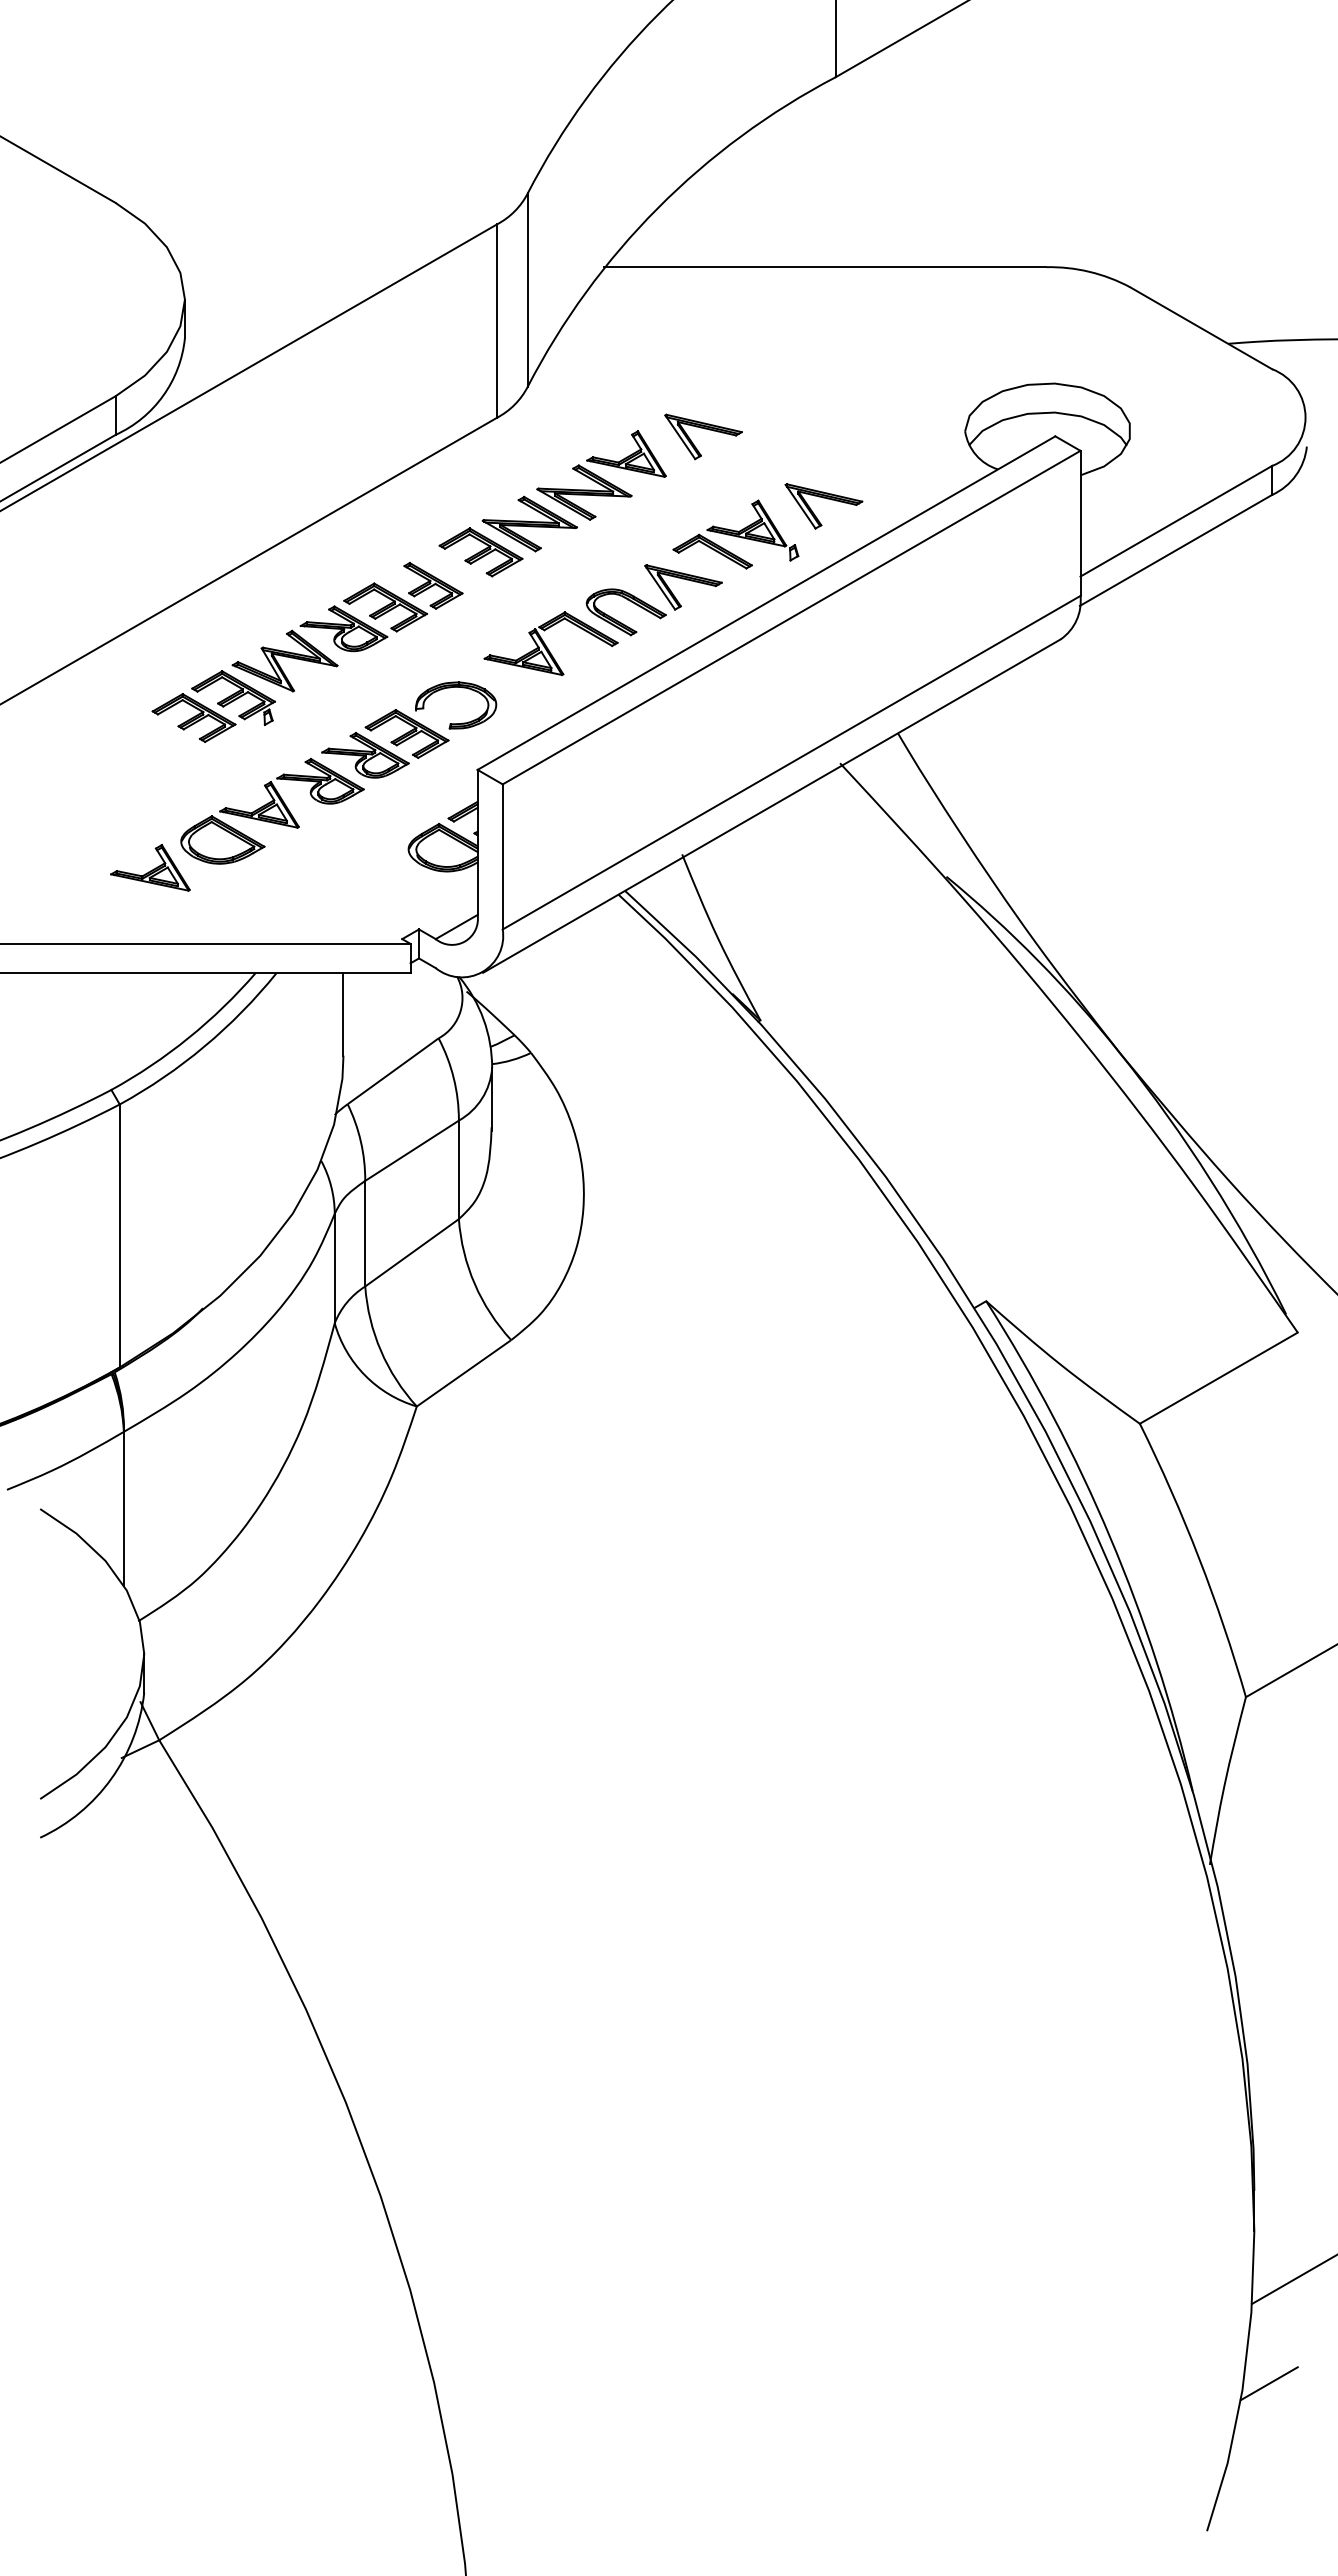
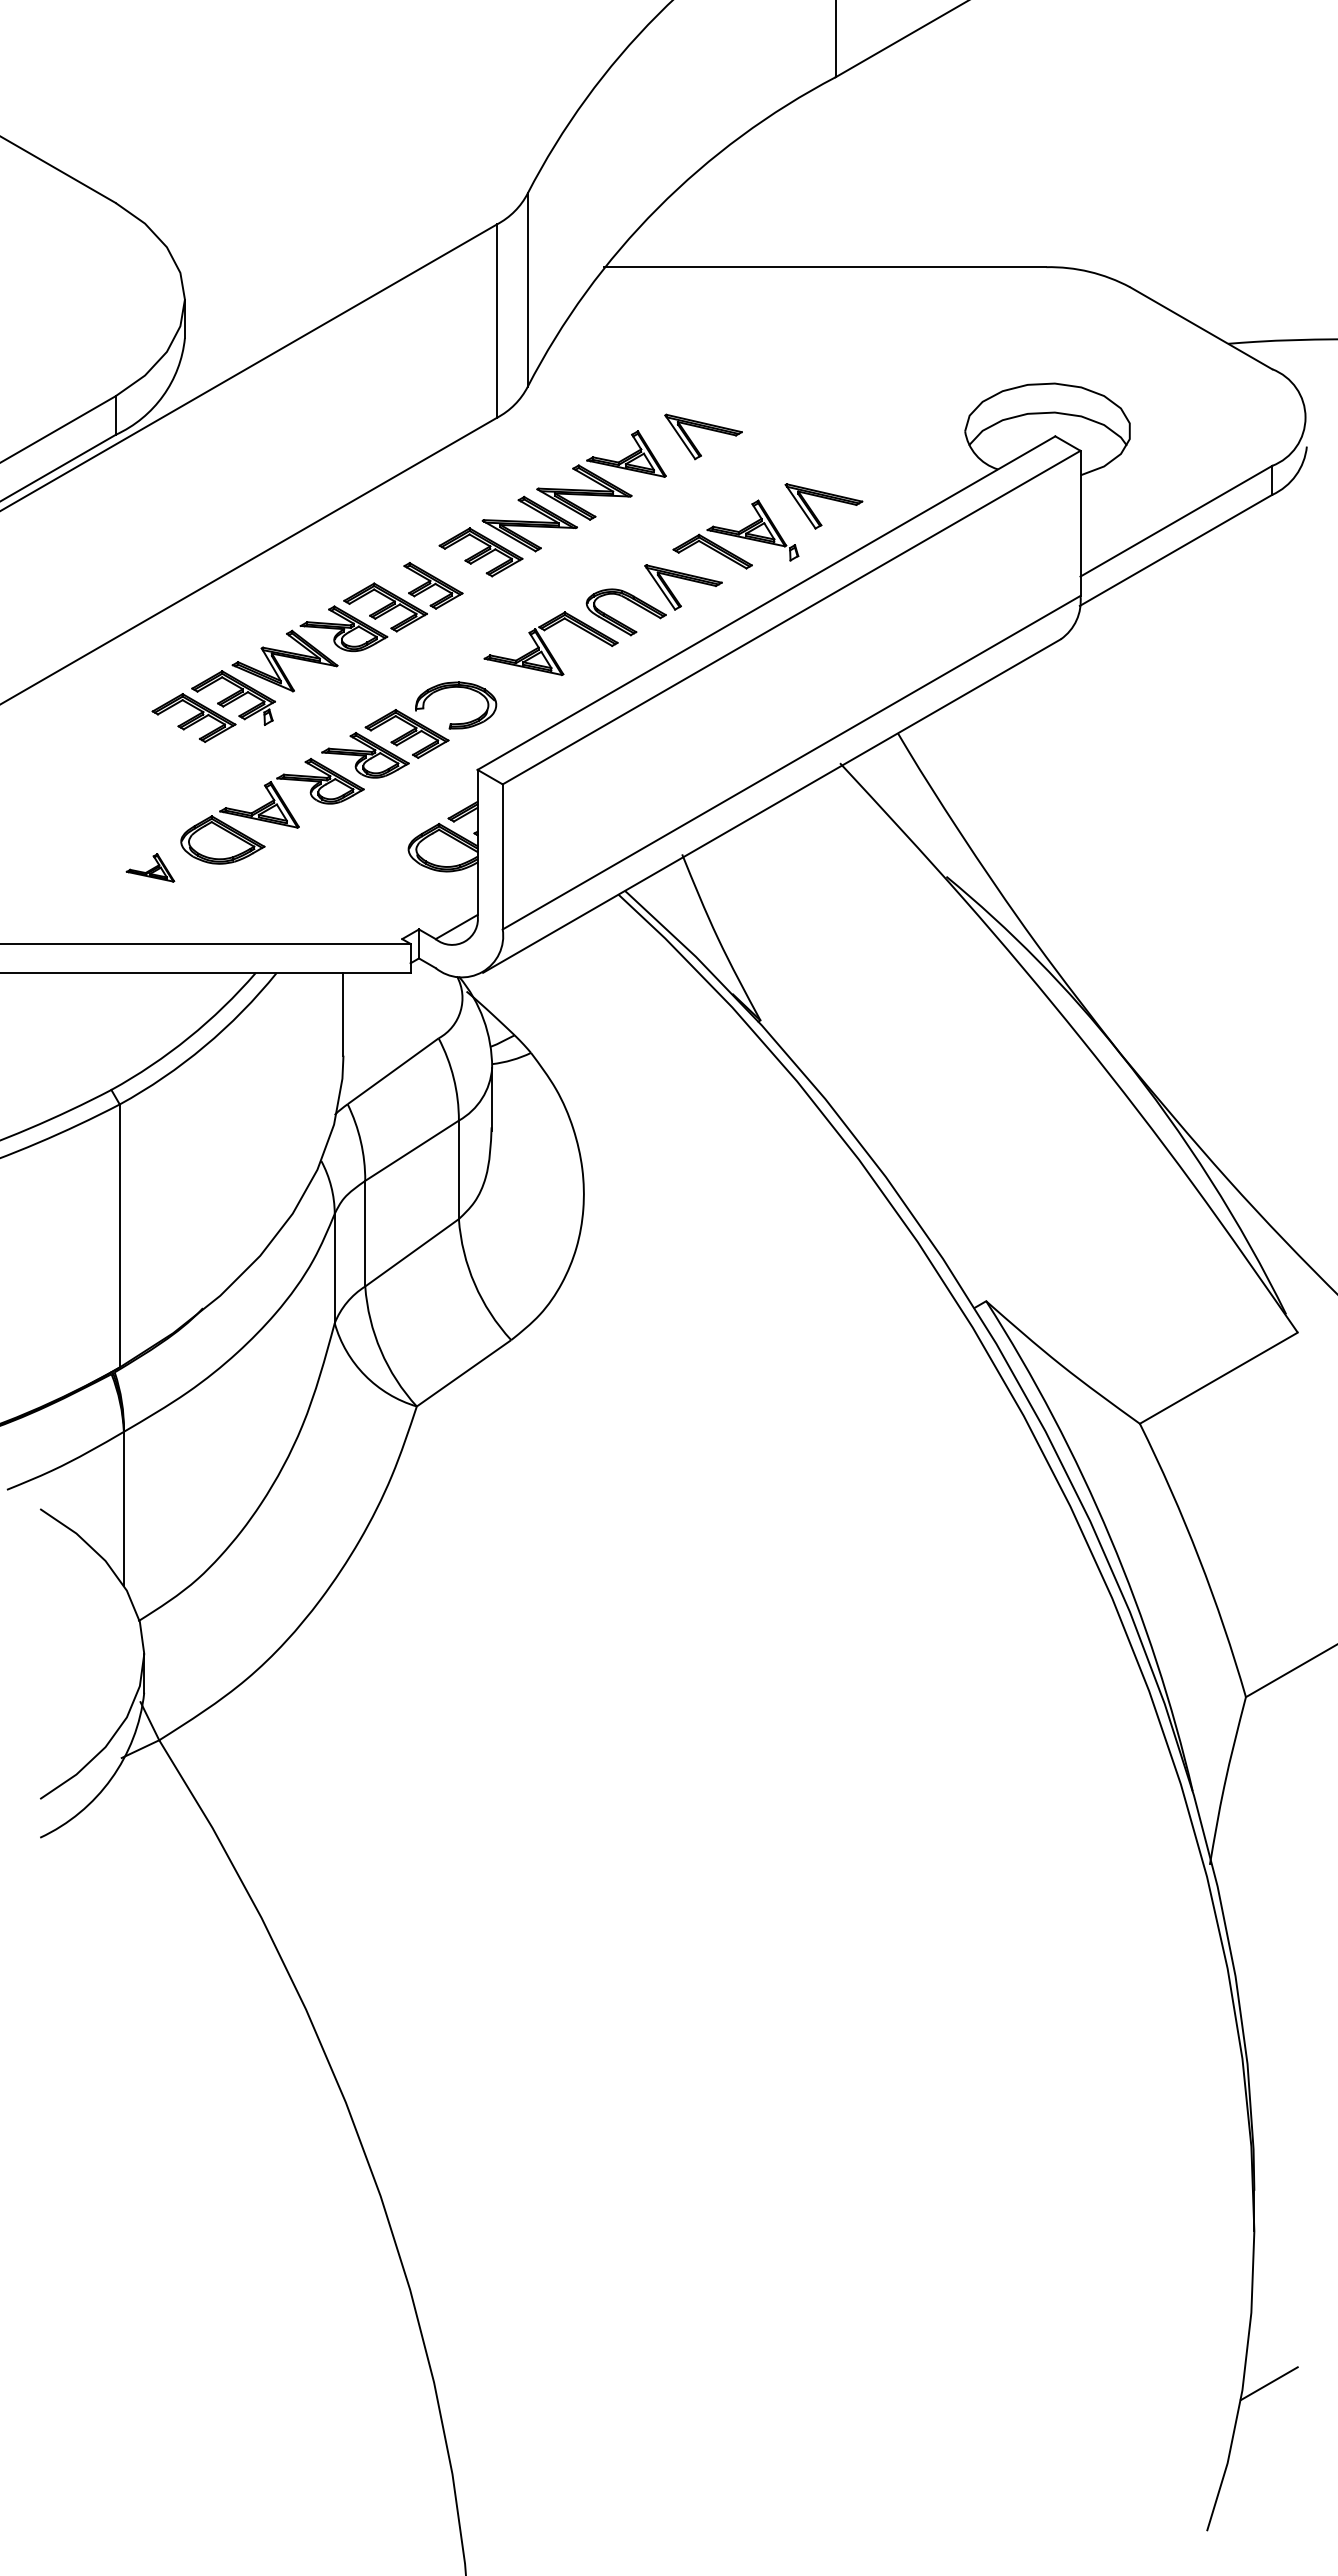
part size: 81x48 px -> 51x30 px (150, 867)
line: present -> none (1292, 2280)
